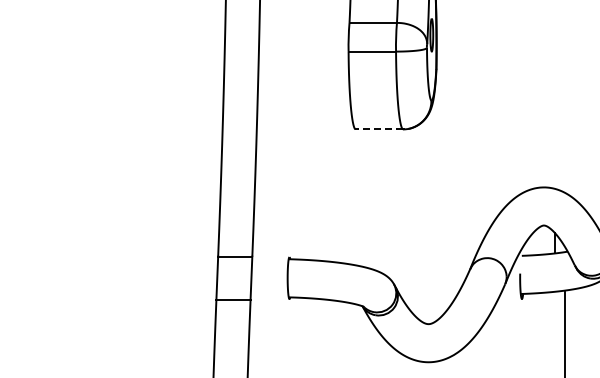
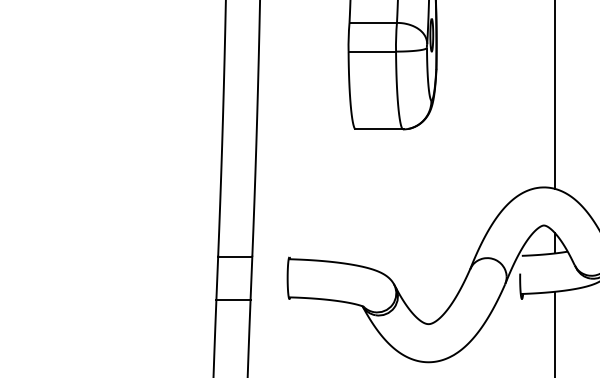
line: none -> present (555, 95)
line: dashed -> solid (379, 129)
line position: (565, 332) -> (555, 332) (555, 332)
